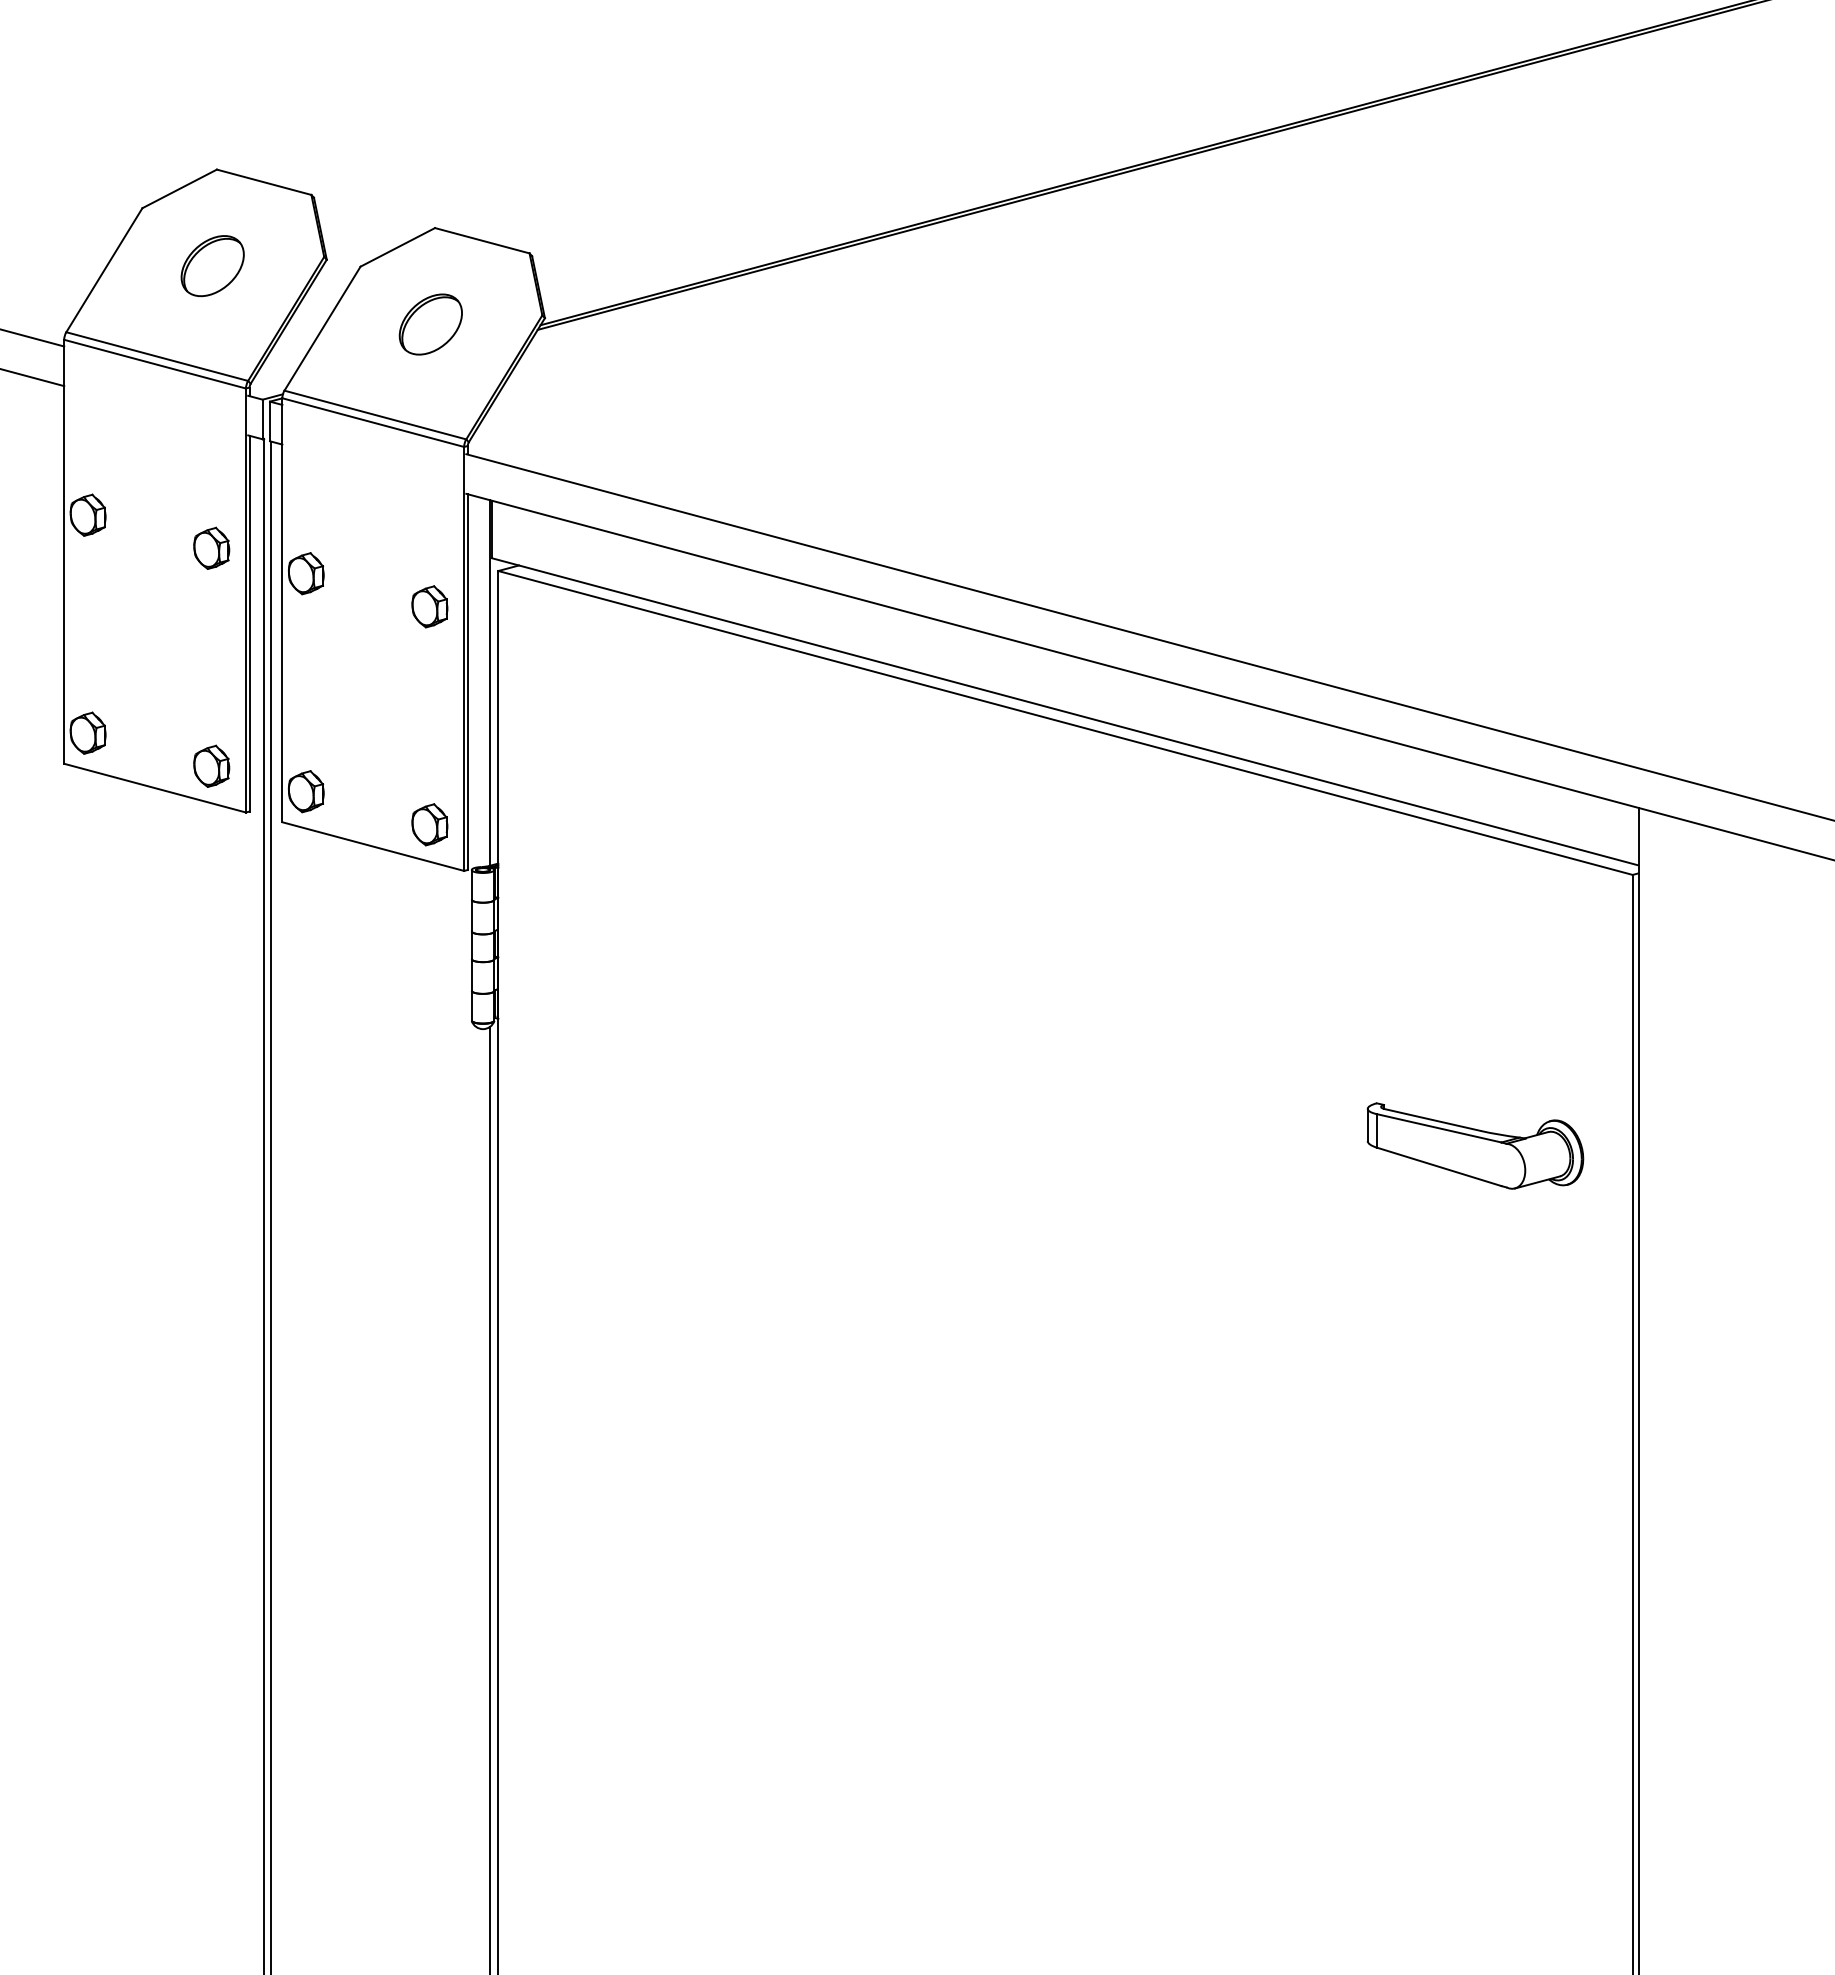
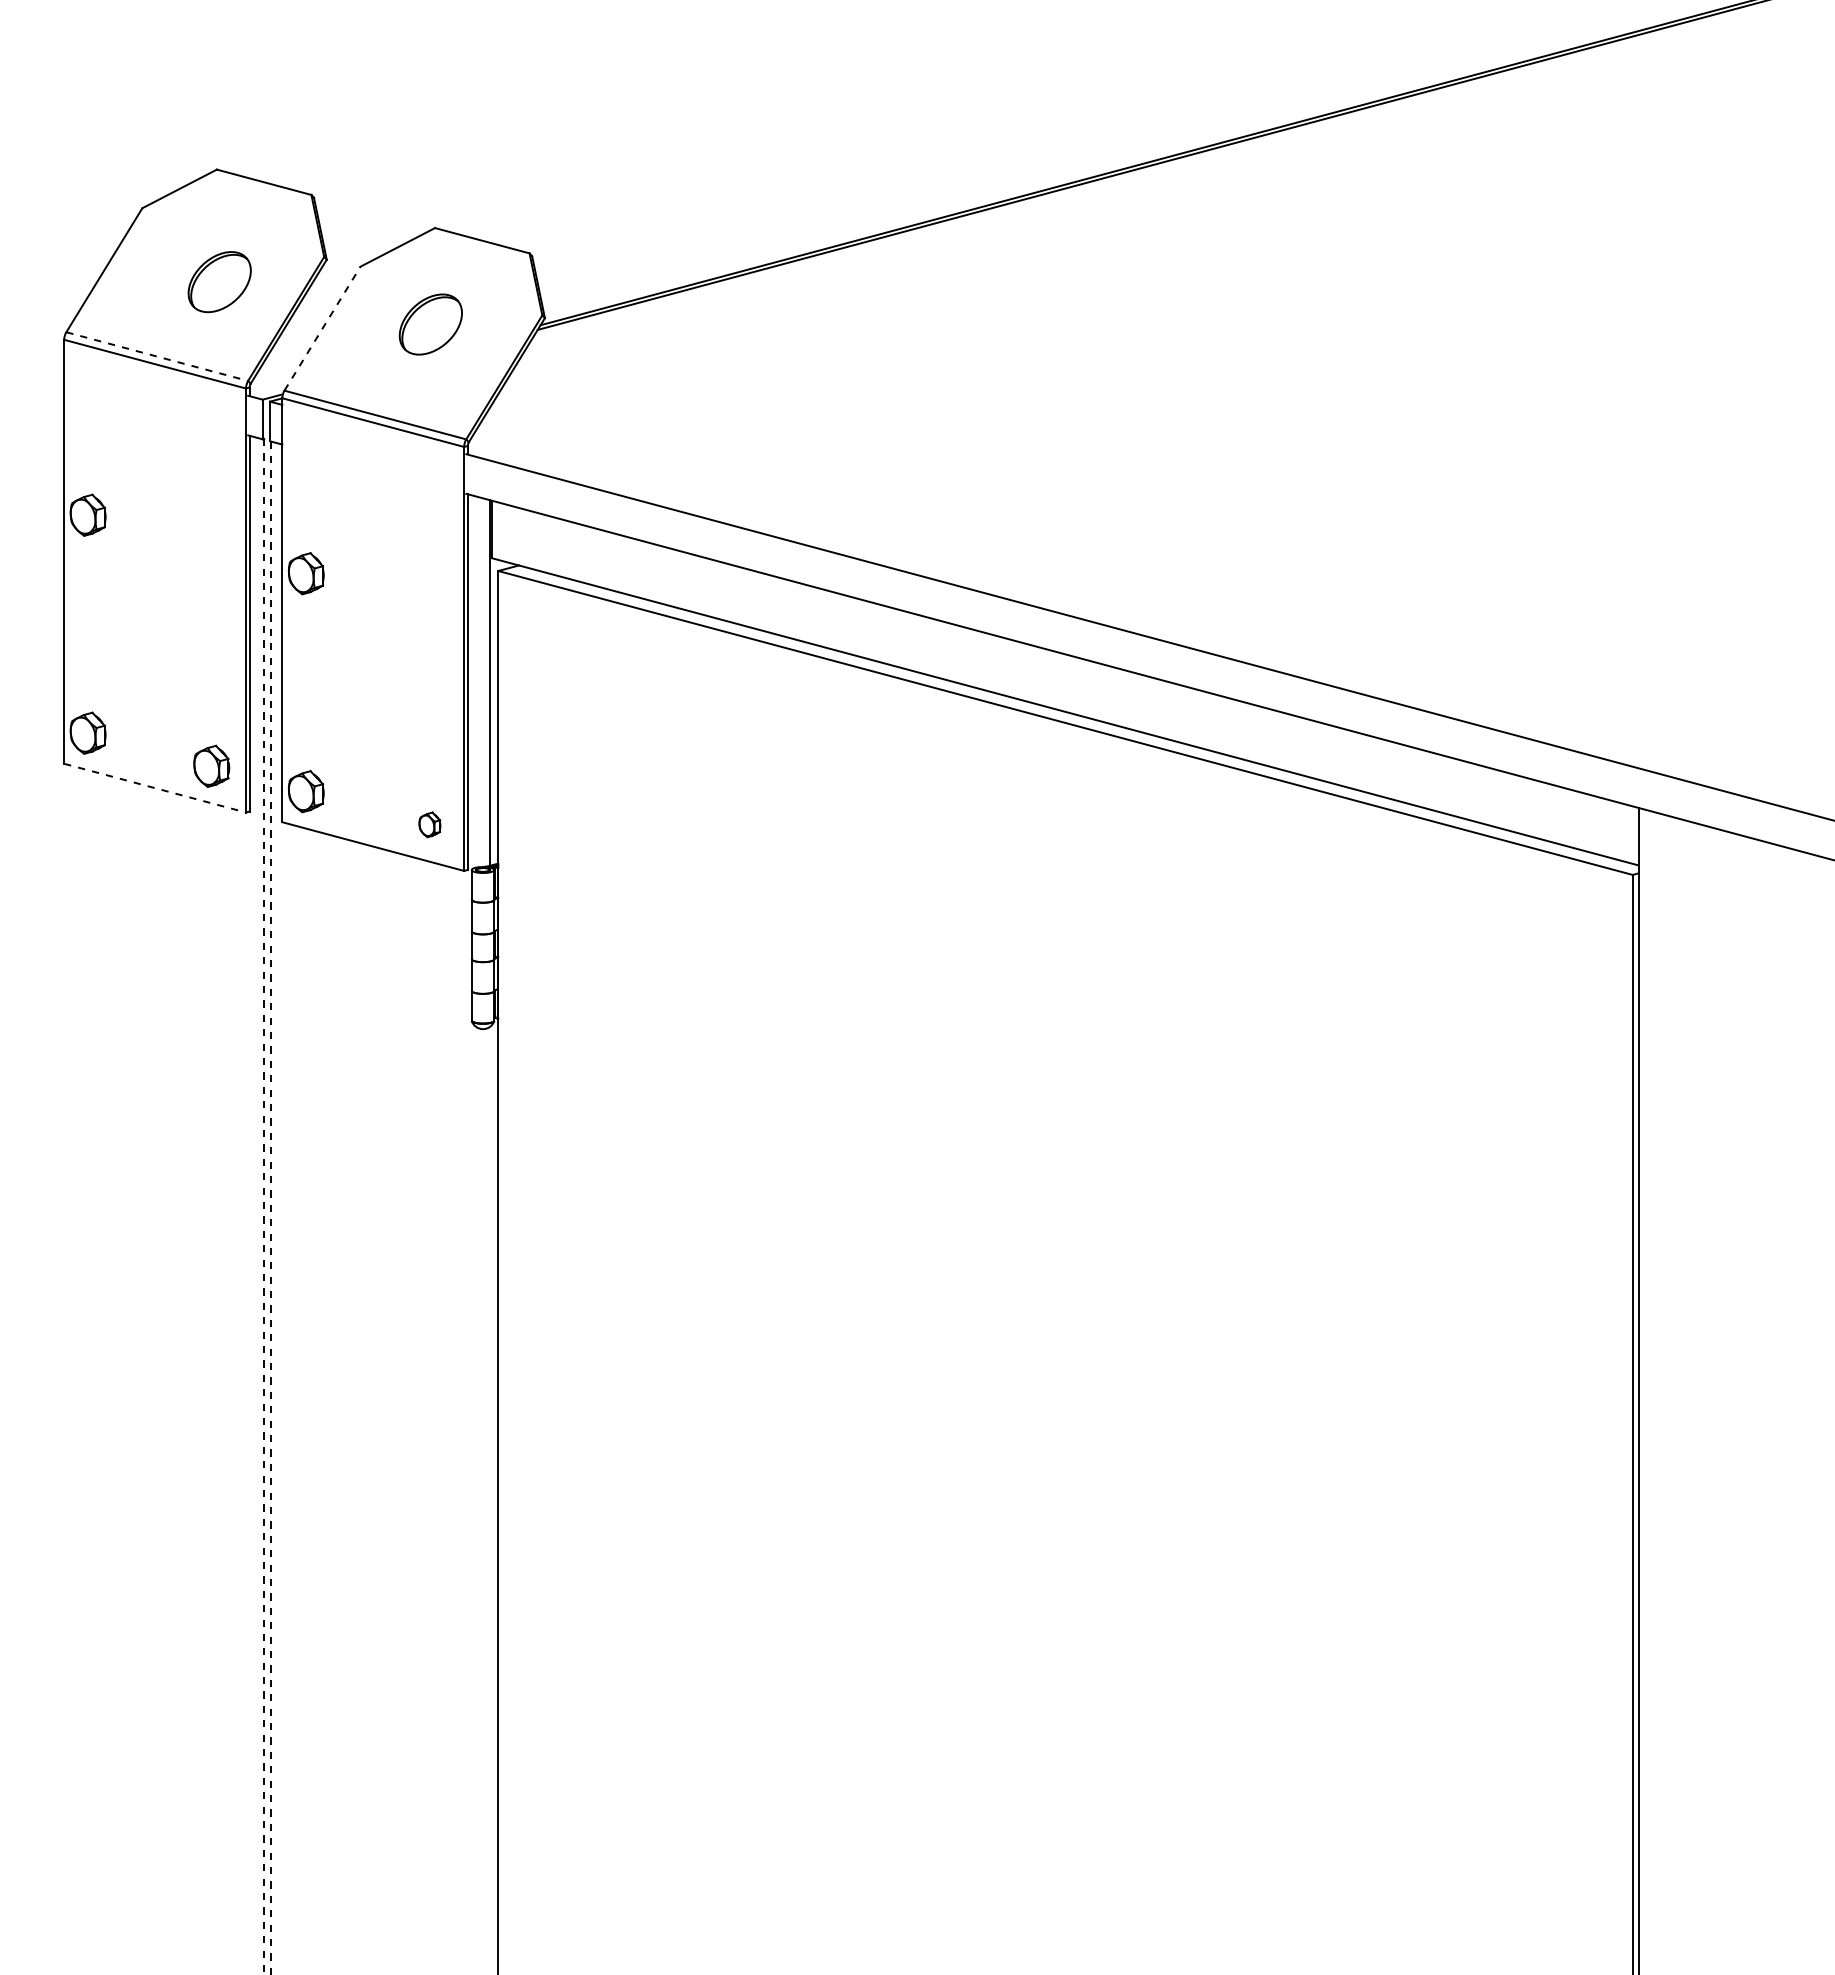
part position: (212, 266) -> (219, 282) (219, 282)
line: solid -> dashed (322, 328)
line: present -> none (33, 337)
line: solid -> dashed (157, 356)
line: present -> none (33, 377)
part: present -> none (211, 547)
part: present -> none (429, 606)
line: solid -> dashed (155, 788)
part size: 38x44 px -> 24x28 px (429, 824)
part: present -> none (1475, 1145)
line: solid -> dashed (264, 1206)
line: solid -> dashed (271, 1208)
line: present -> none (489, 1499)
